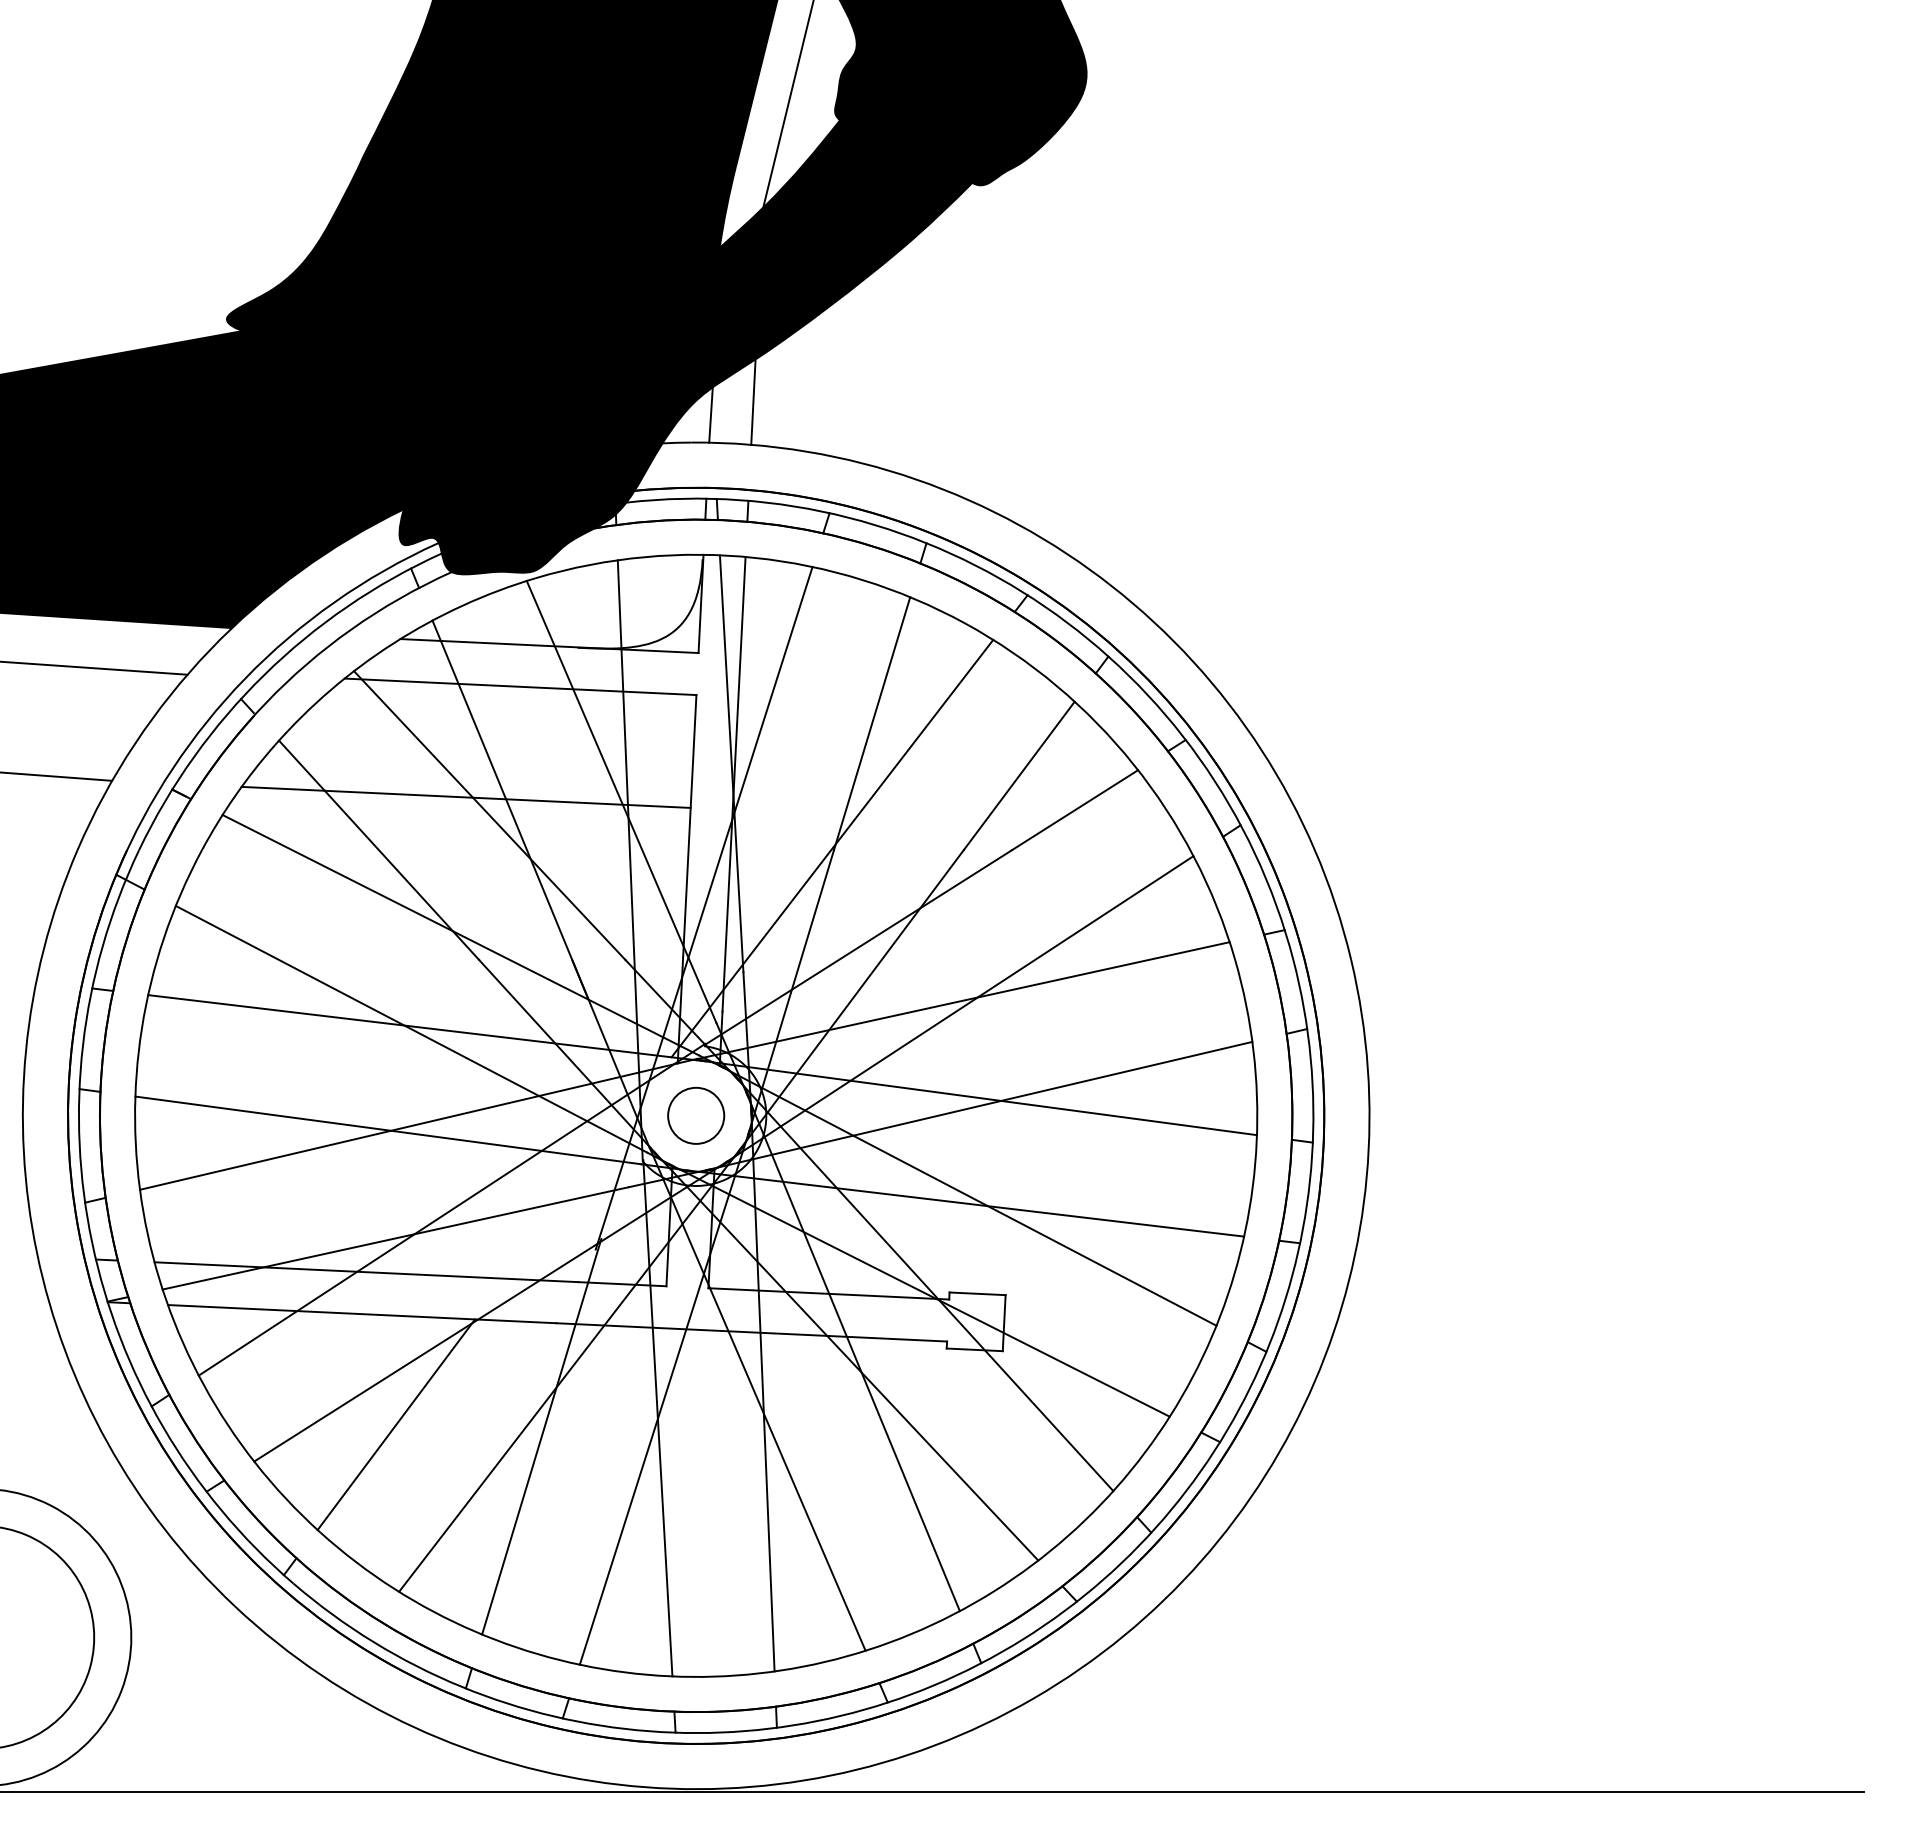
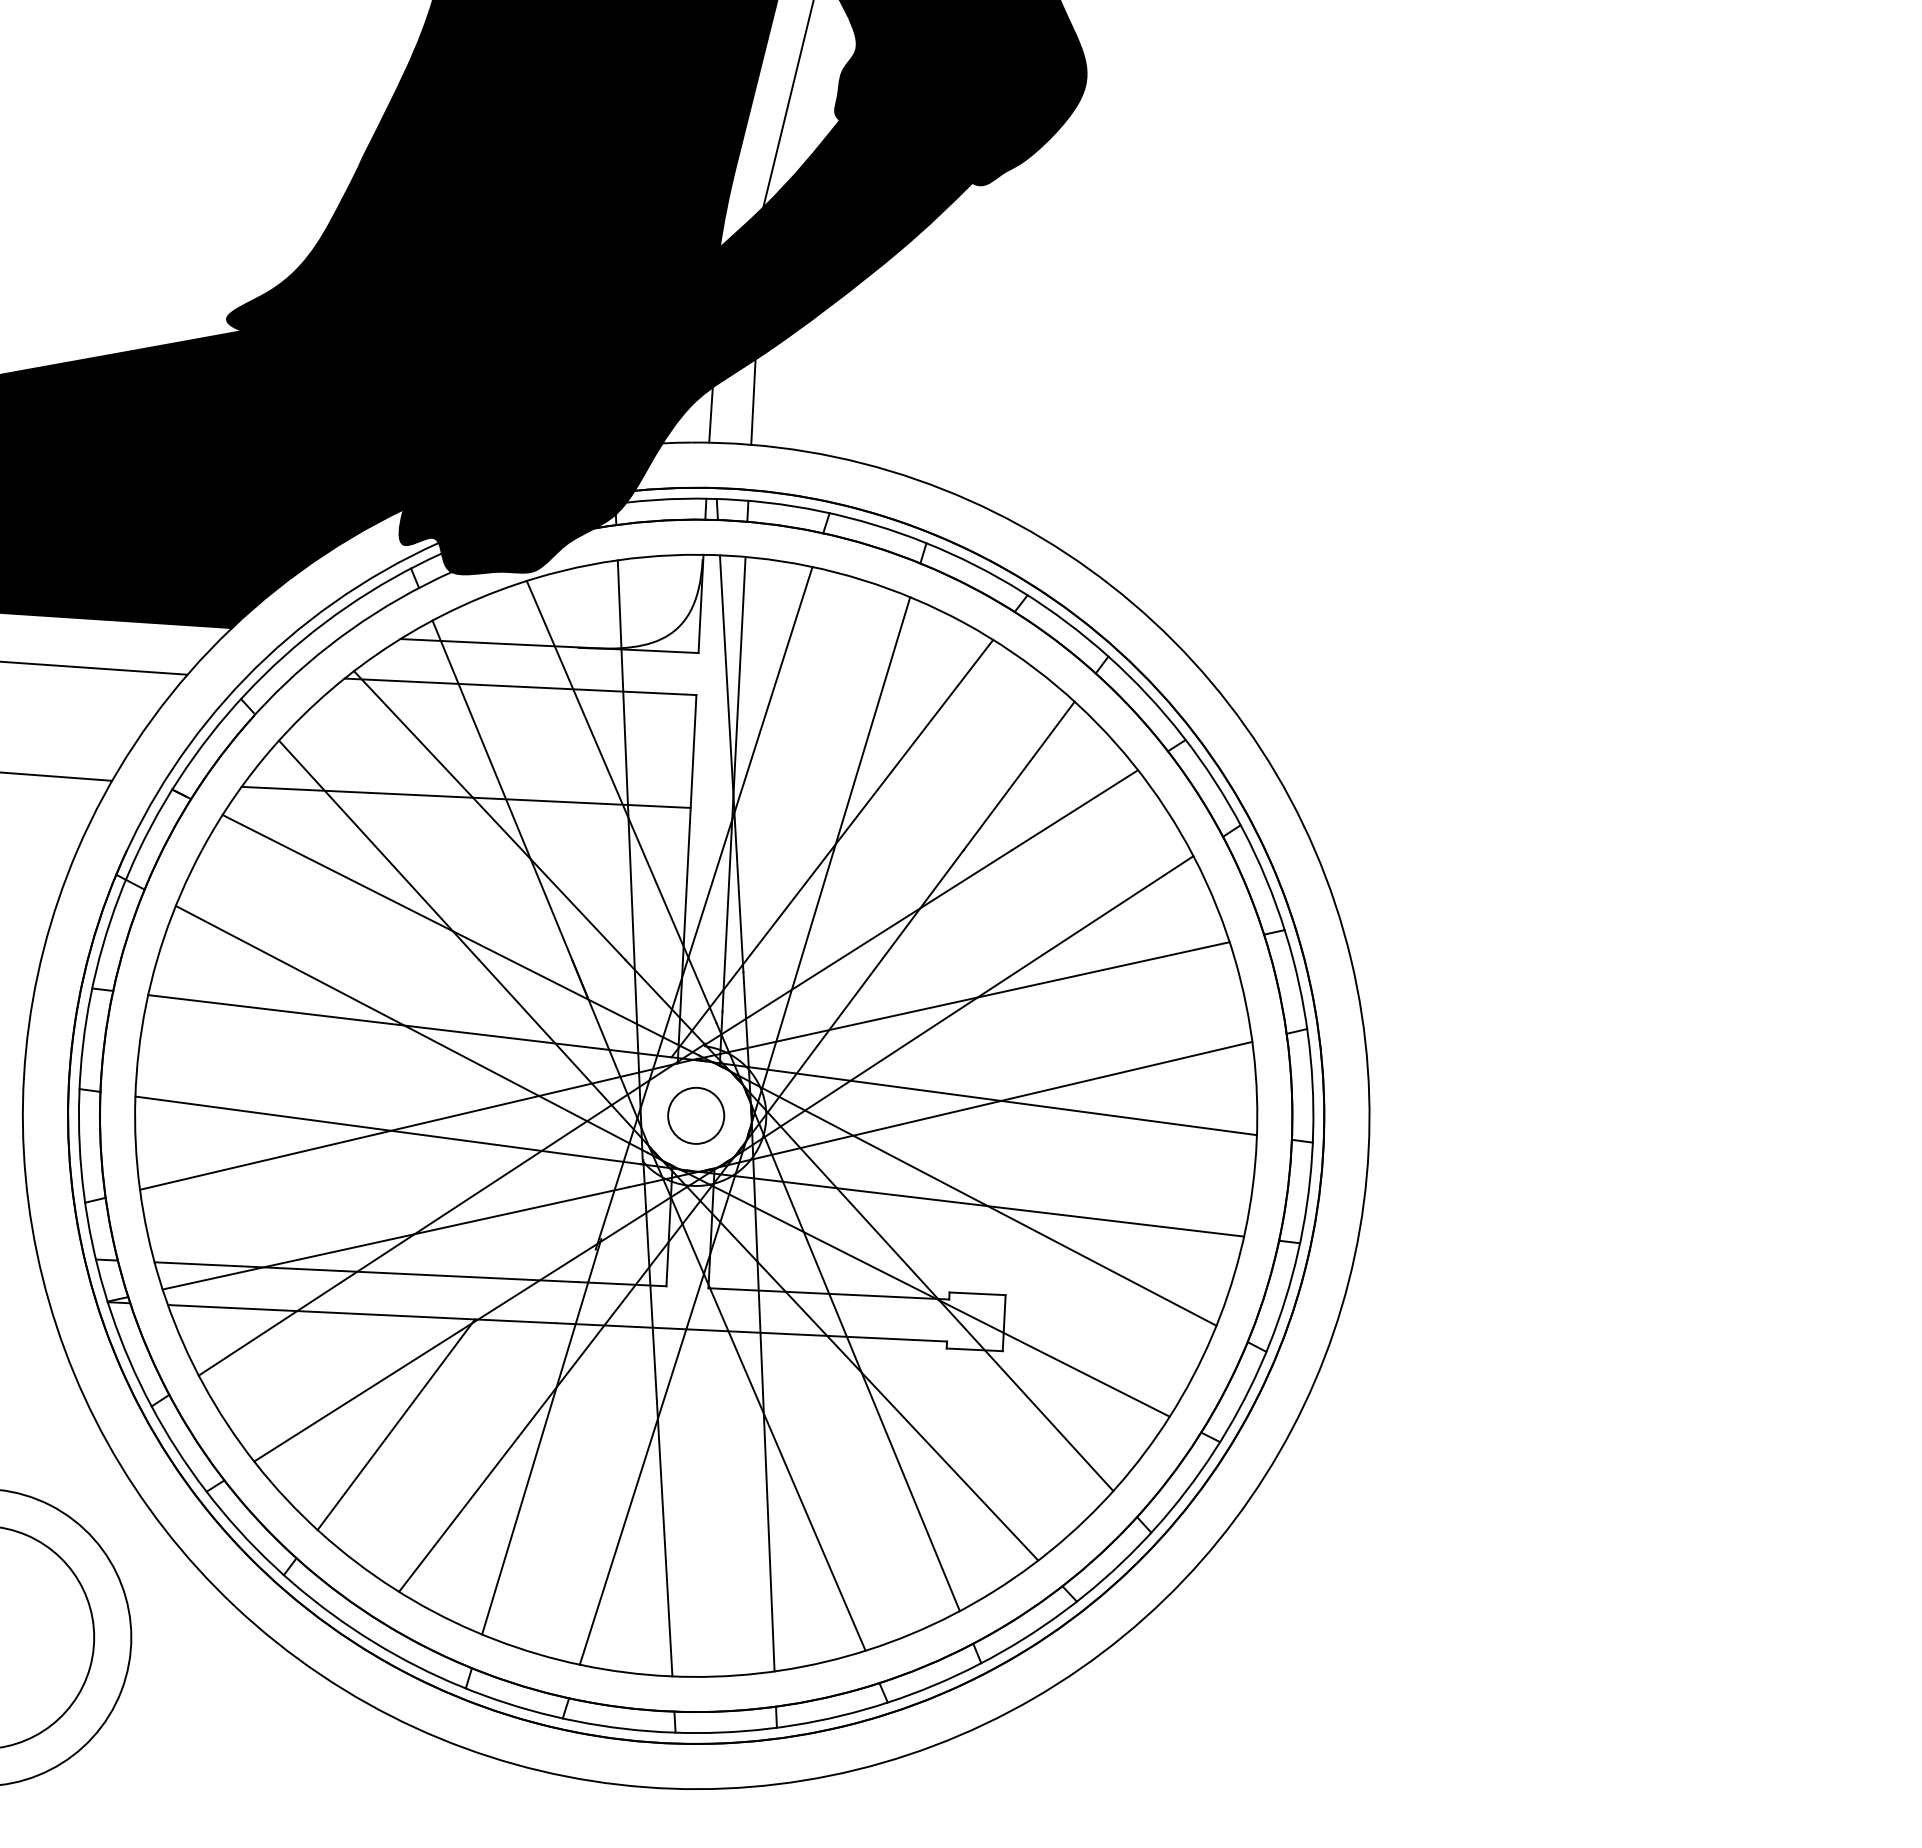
line: present -> none (933, 1792)
